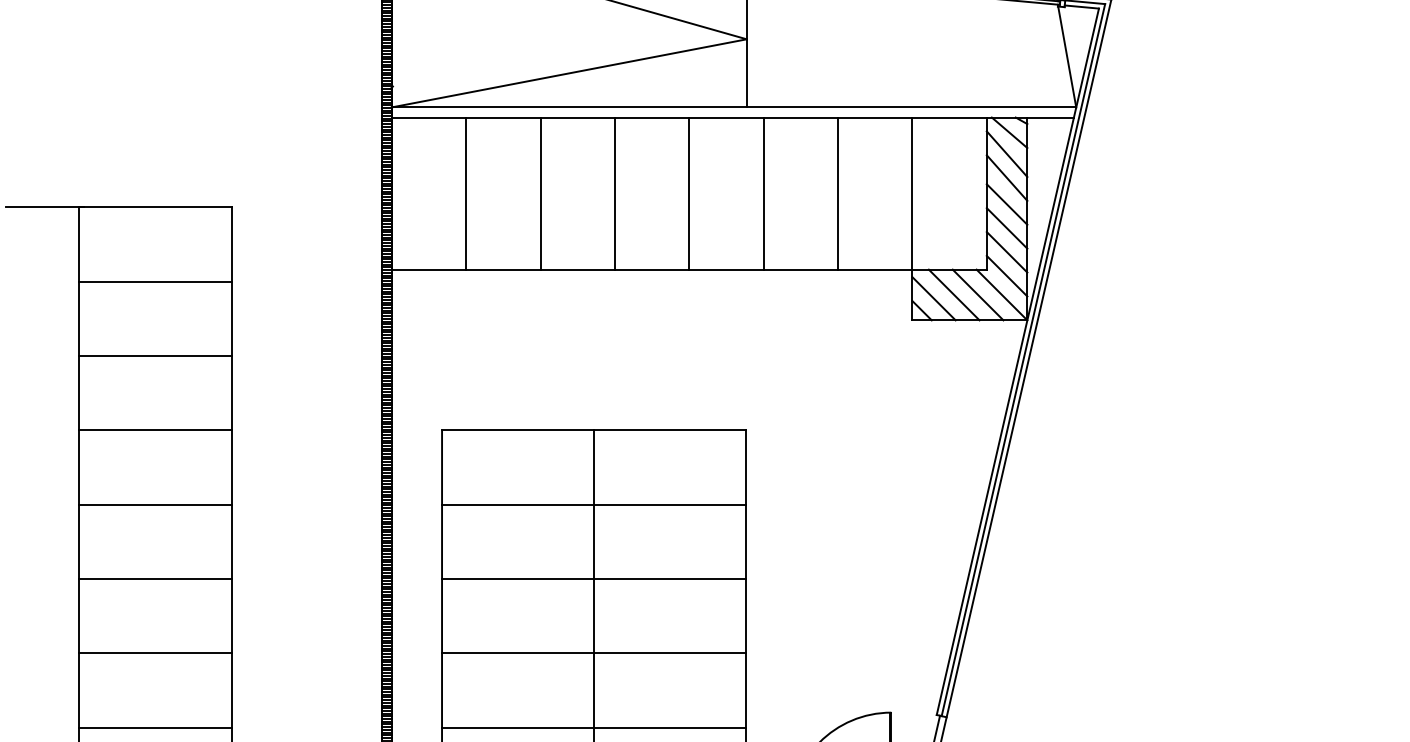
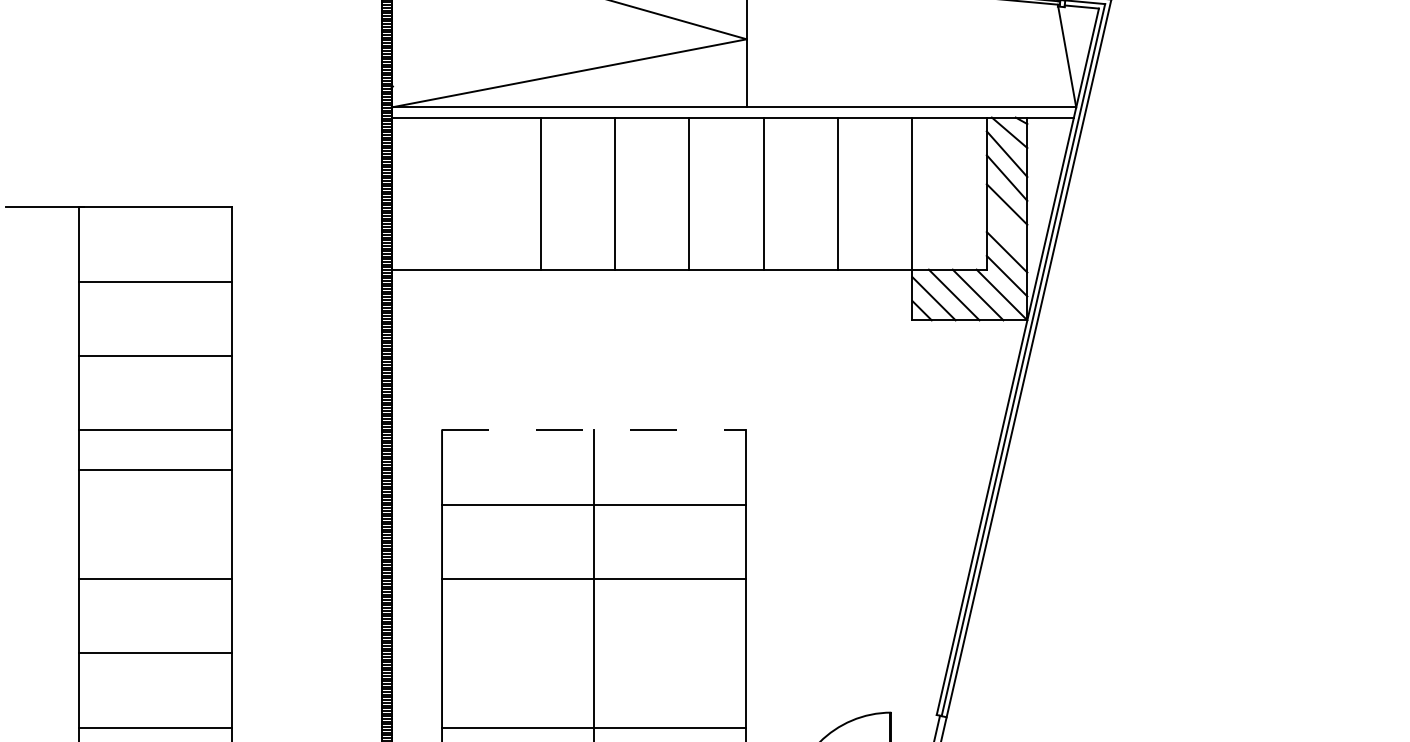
line: present -> none (466, 193)
line: present -> none (1006, 228)
line: solid -> dashed (594, 430)
line position: (155, 504) -> (155, 469) (155, 469)
line: present -> none (594, 653)
